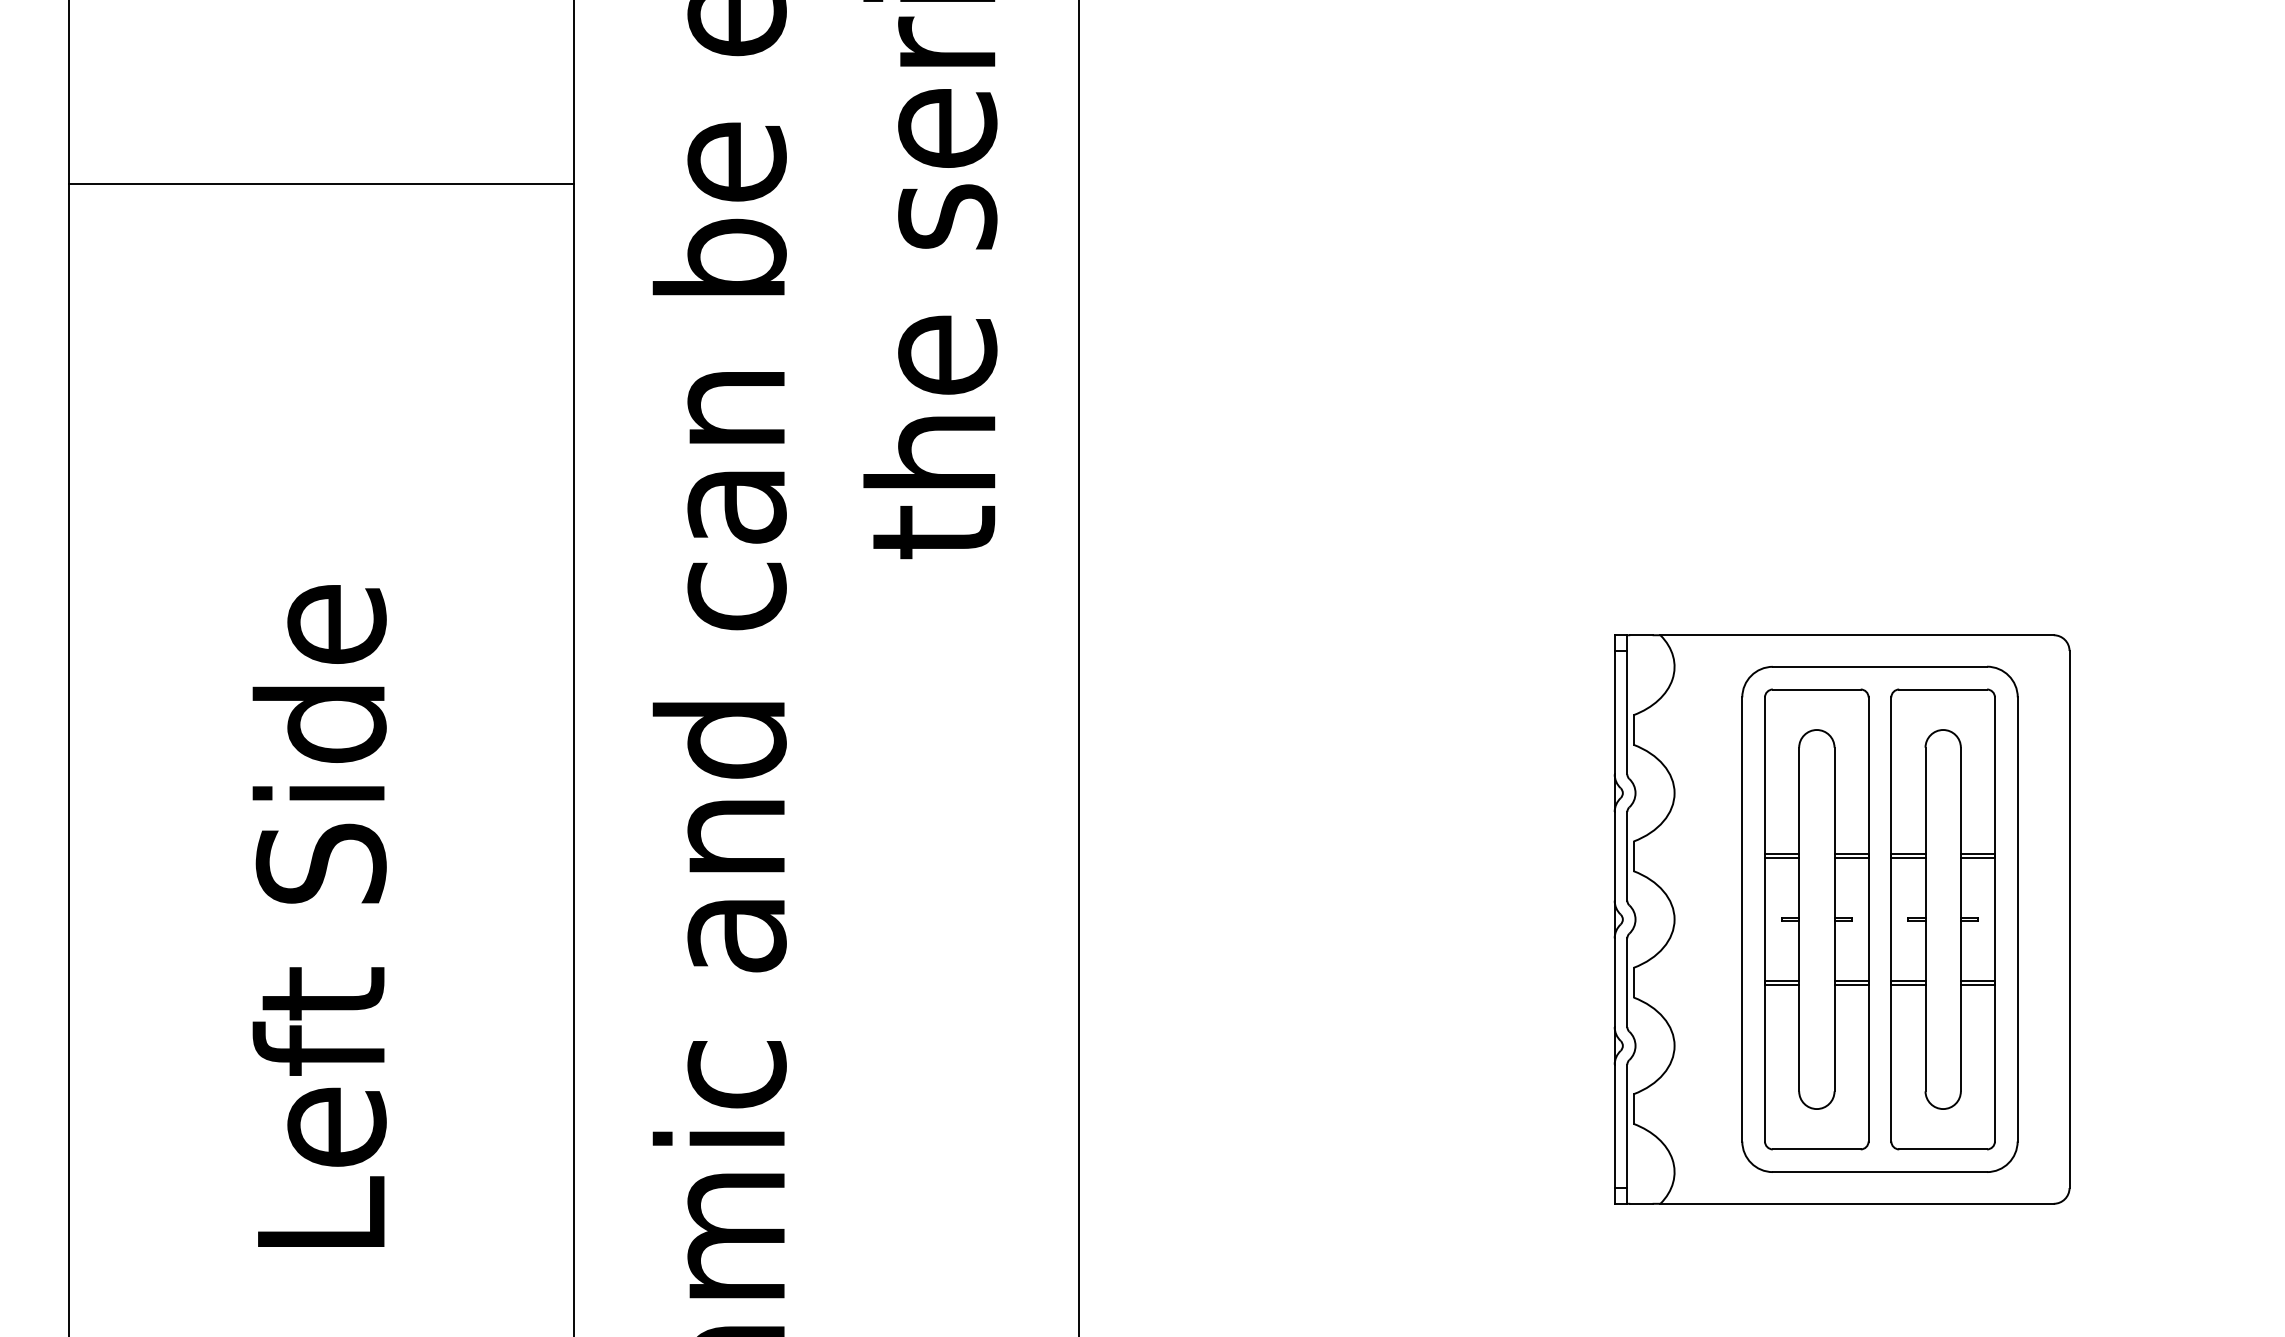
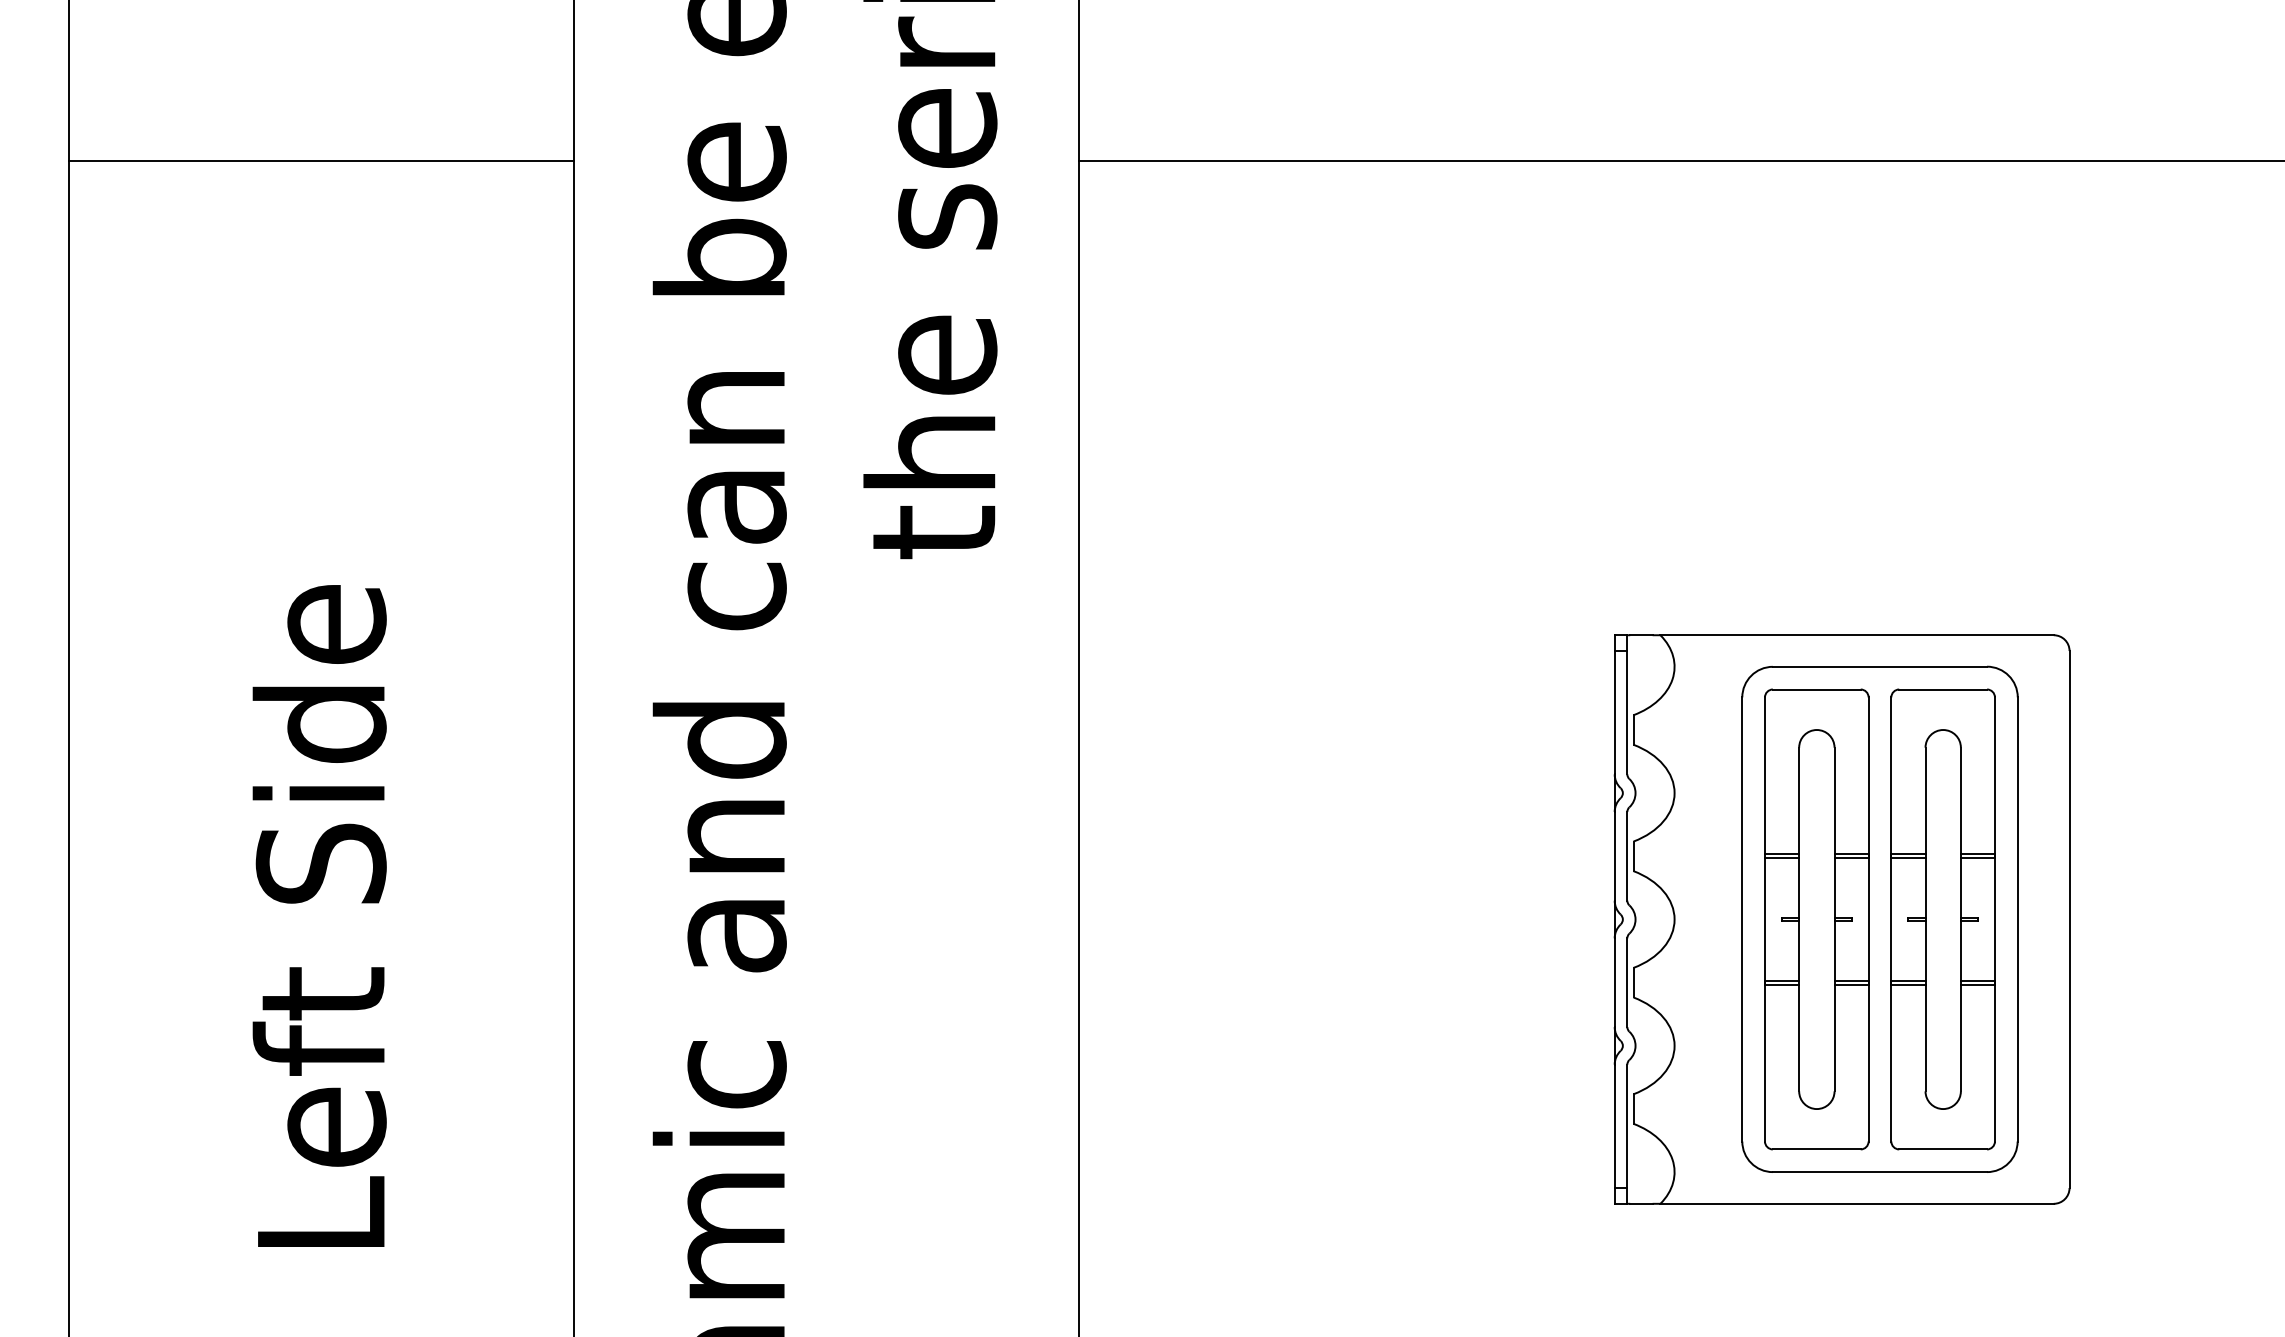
line: none -> present (1680, 161)
line position: (320, 184) -> (320, 161) (320, 161)
